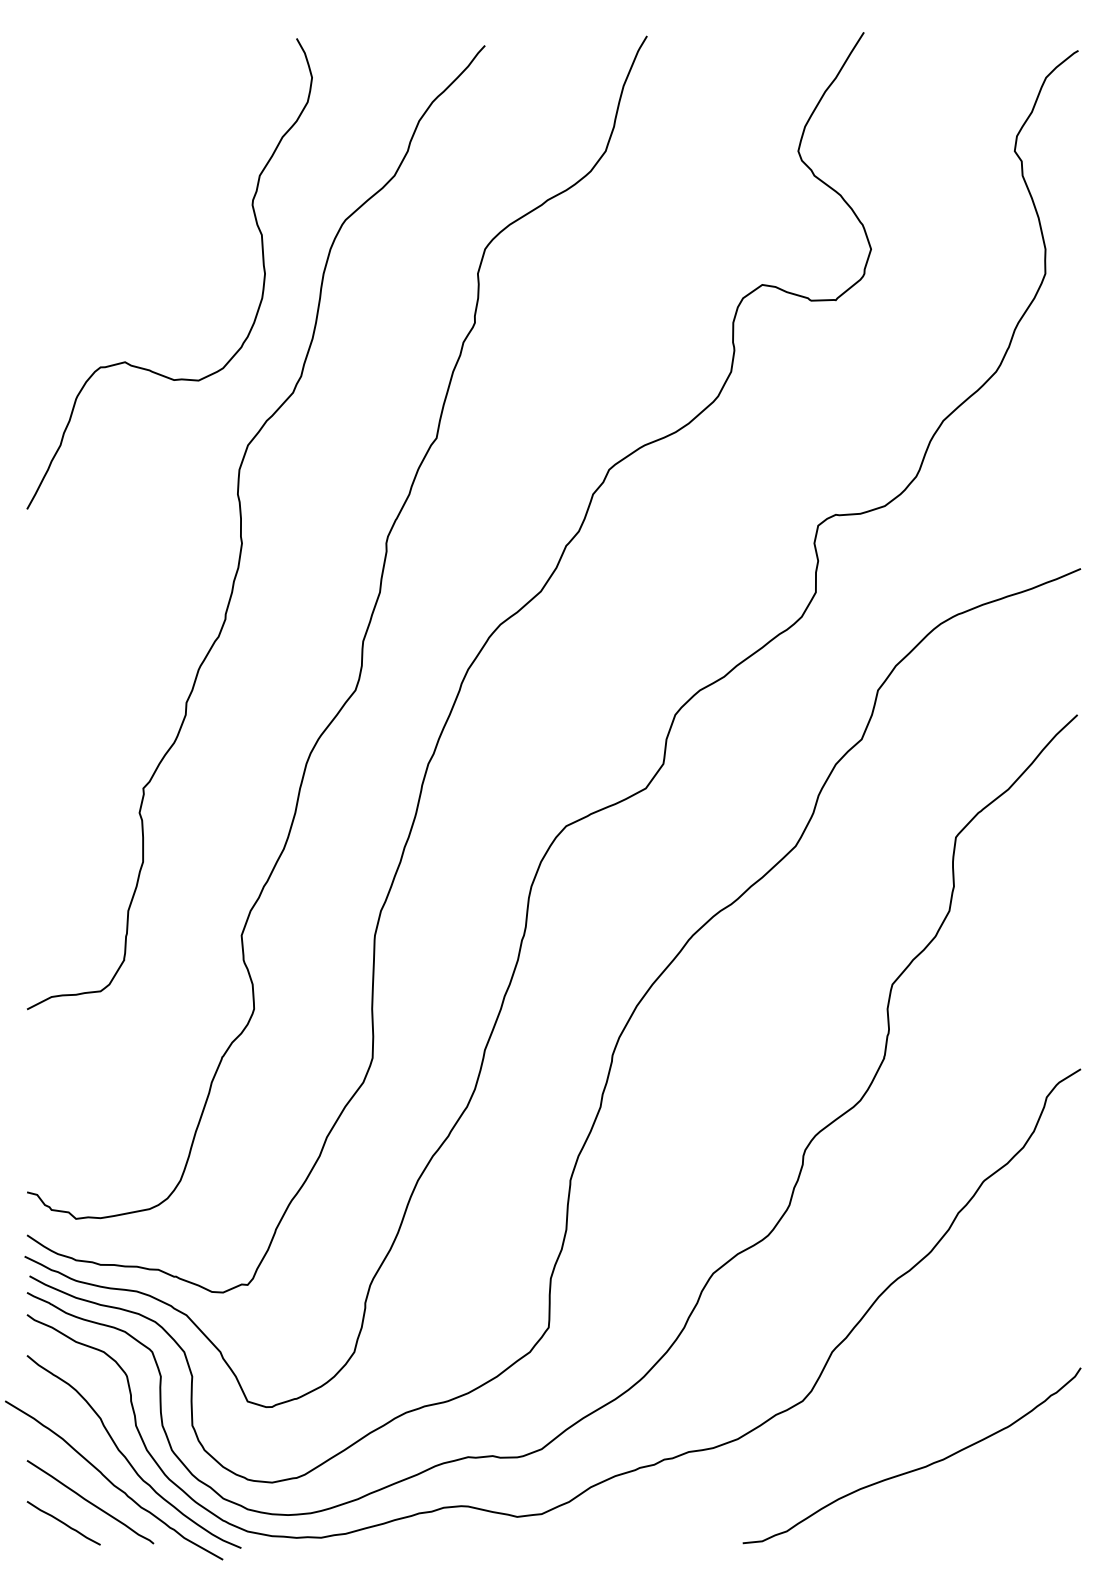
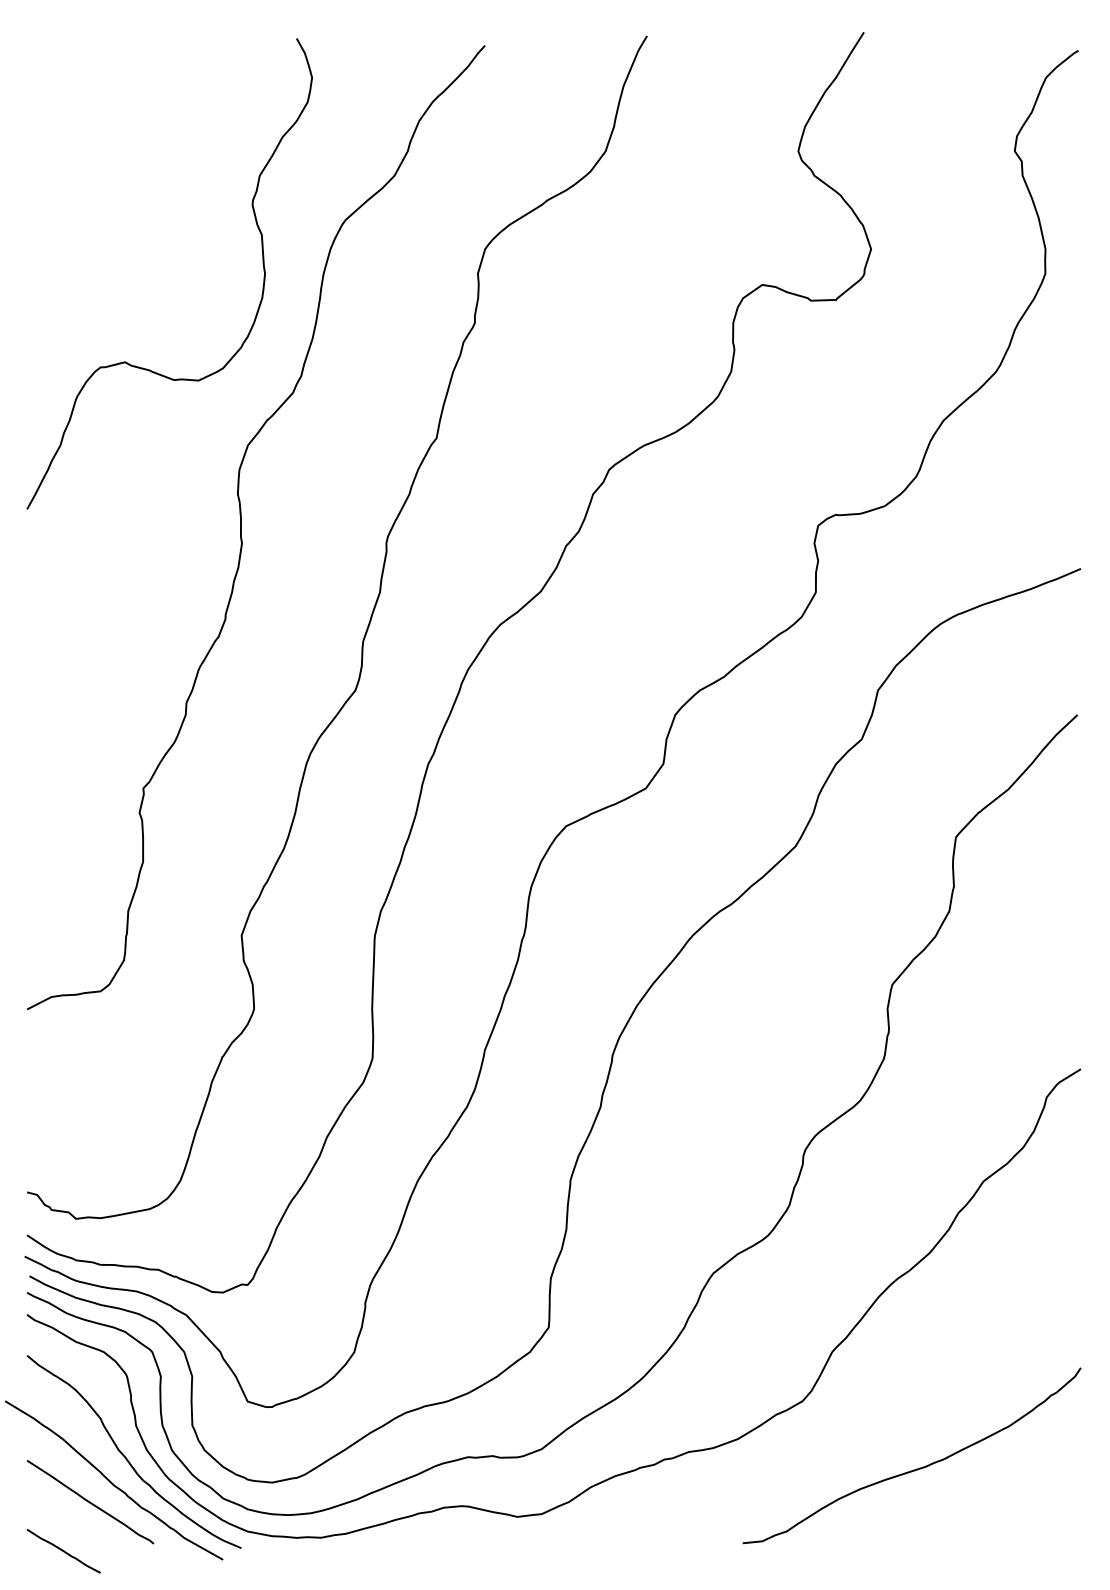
line position: (63, 1523) -> (63, 1551) (63, 1551)
